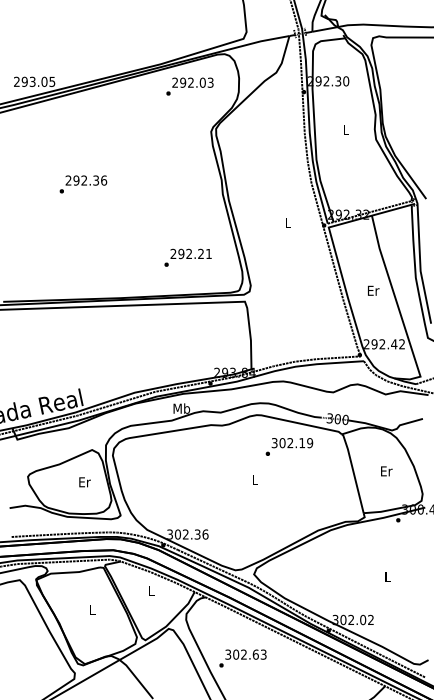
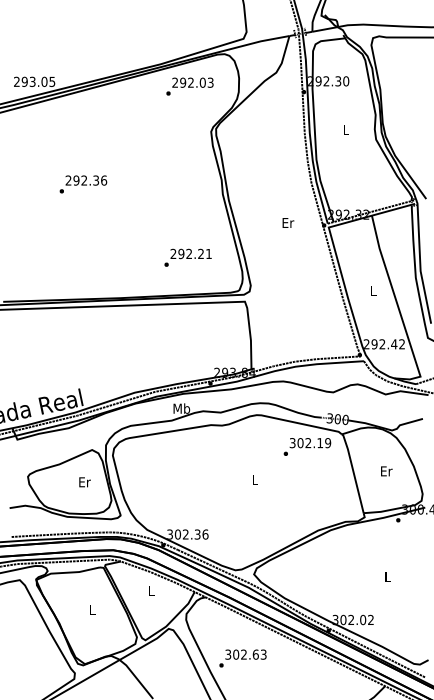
text: L -> Er (288, 222)
text: Er -> L (373, 290)
text position: (289, 446) -> (307, 446) (307, 446)
